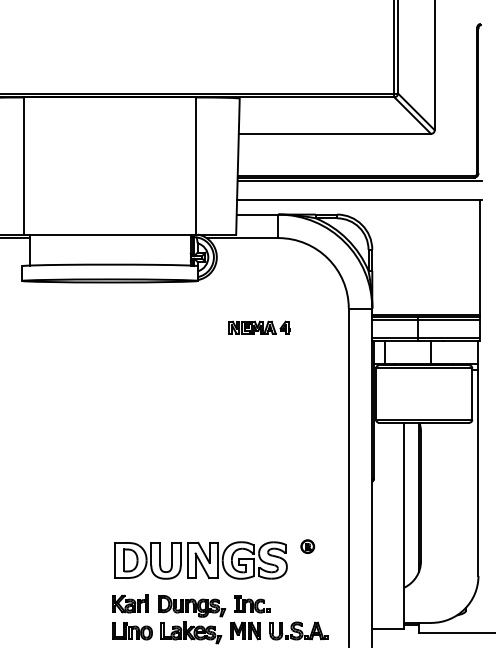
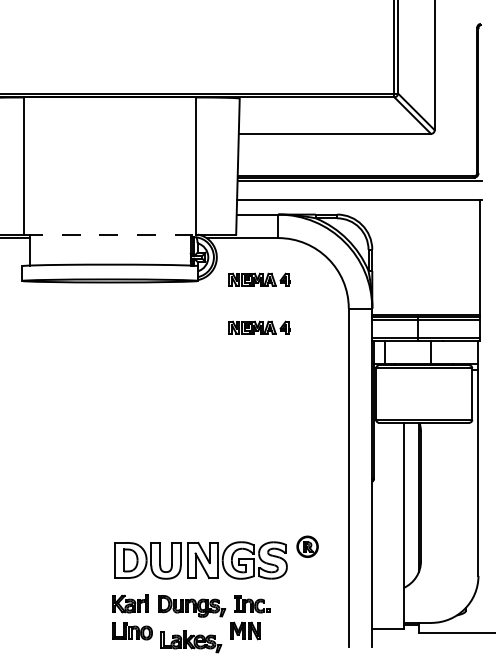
line: solid -> dashed (110, 234)
part: none -> present (259, 279)
part size: 16x15 px -> 23x23 px (307, 546)
part: present -> none (298, 630)
part position: (191, 632) -> (191, 641) (191, 641)
